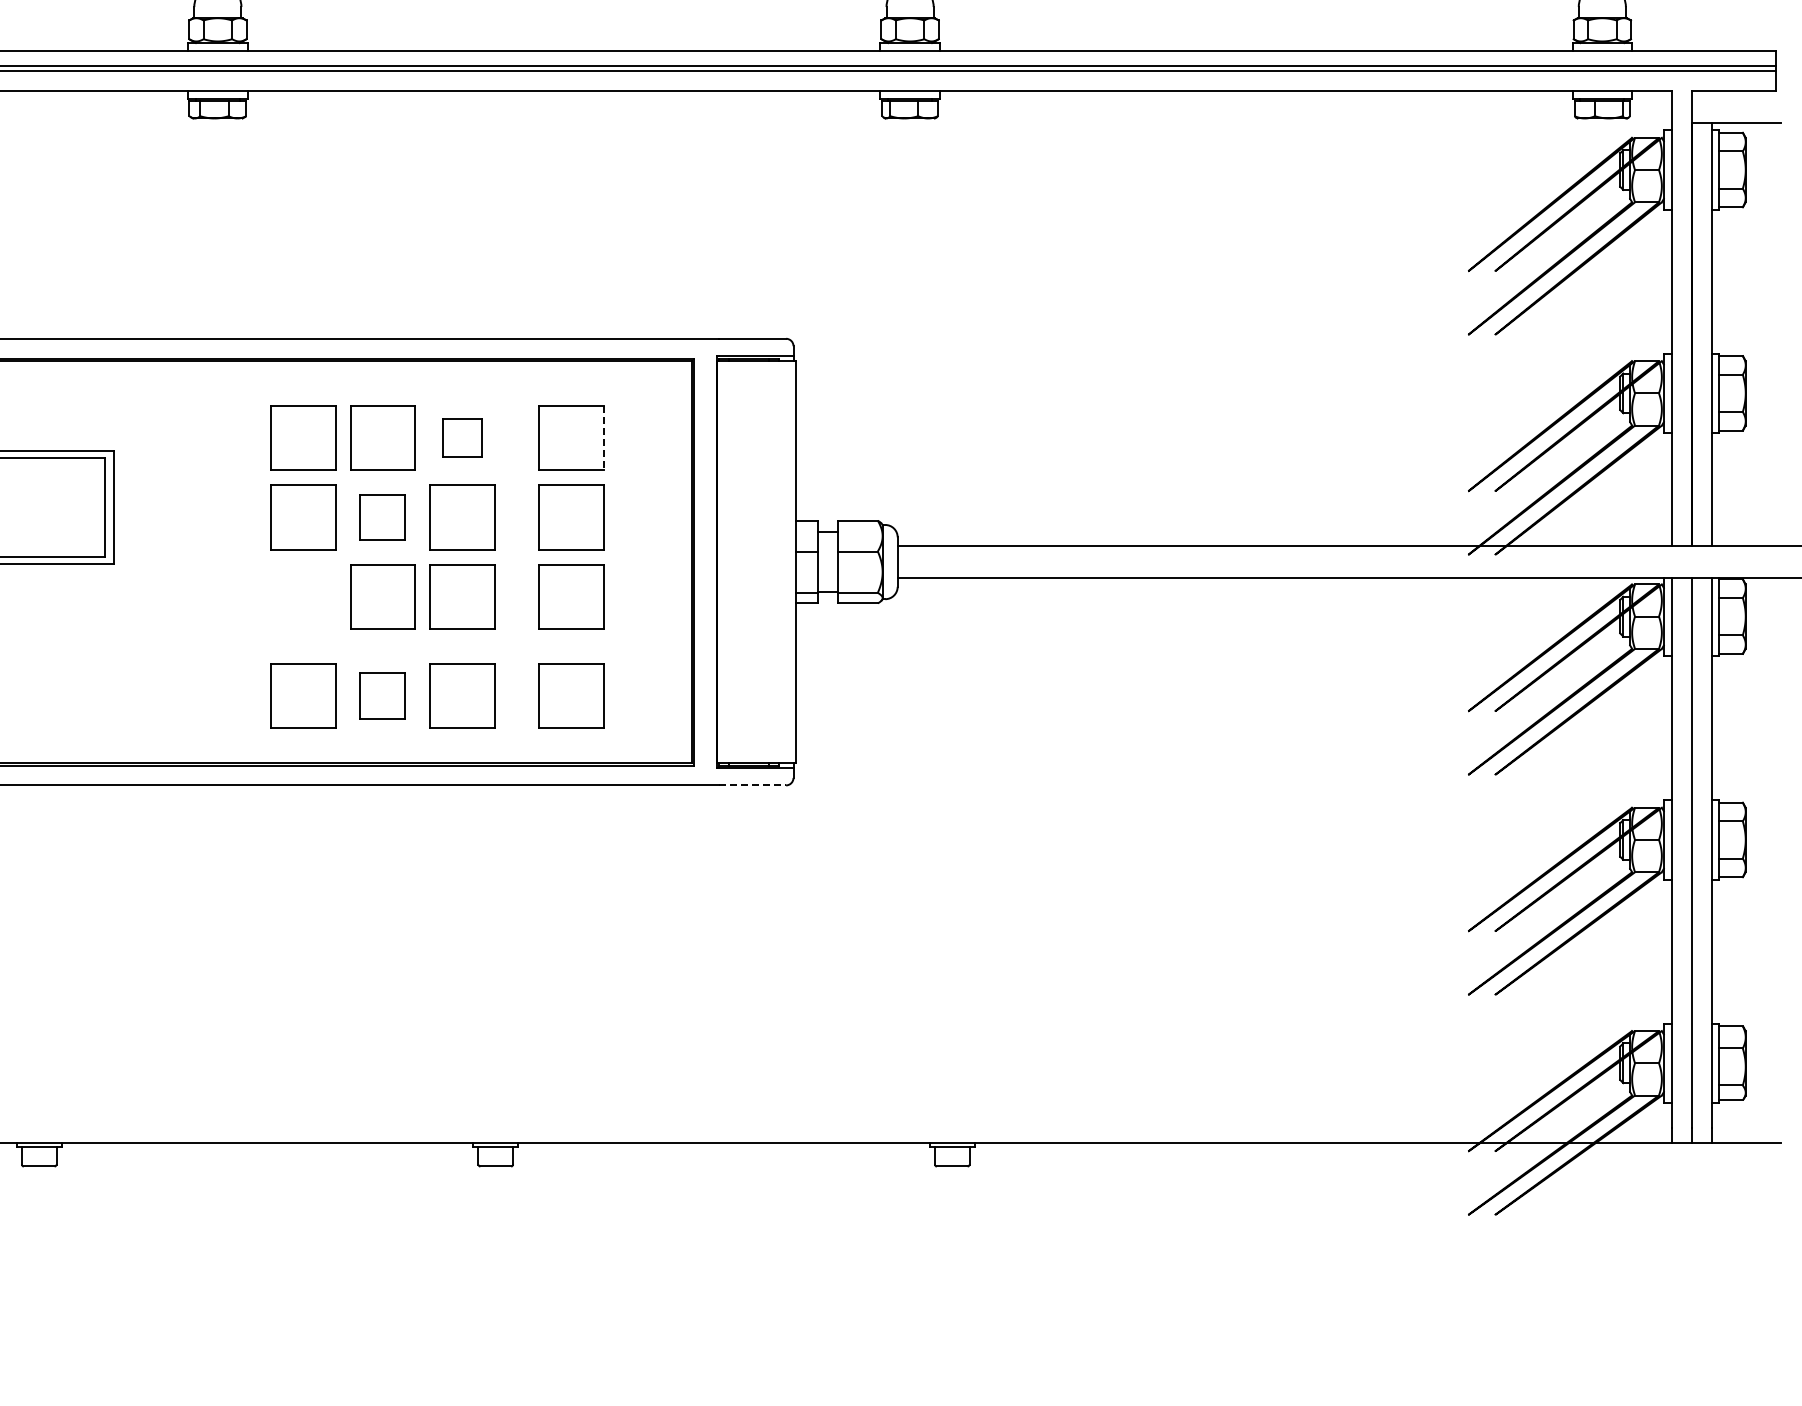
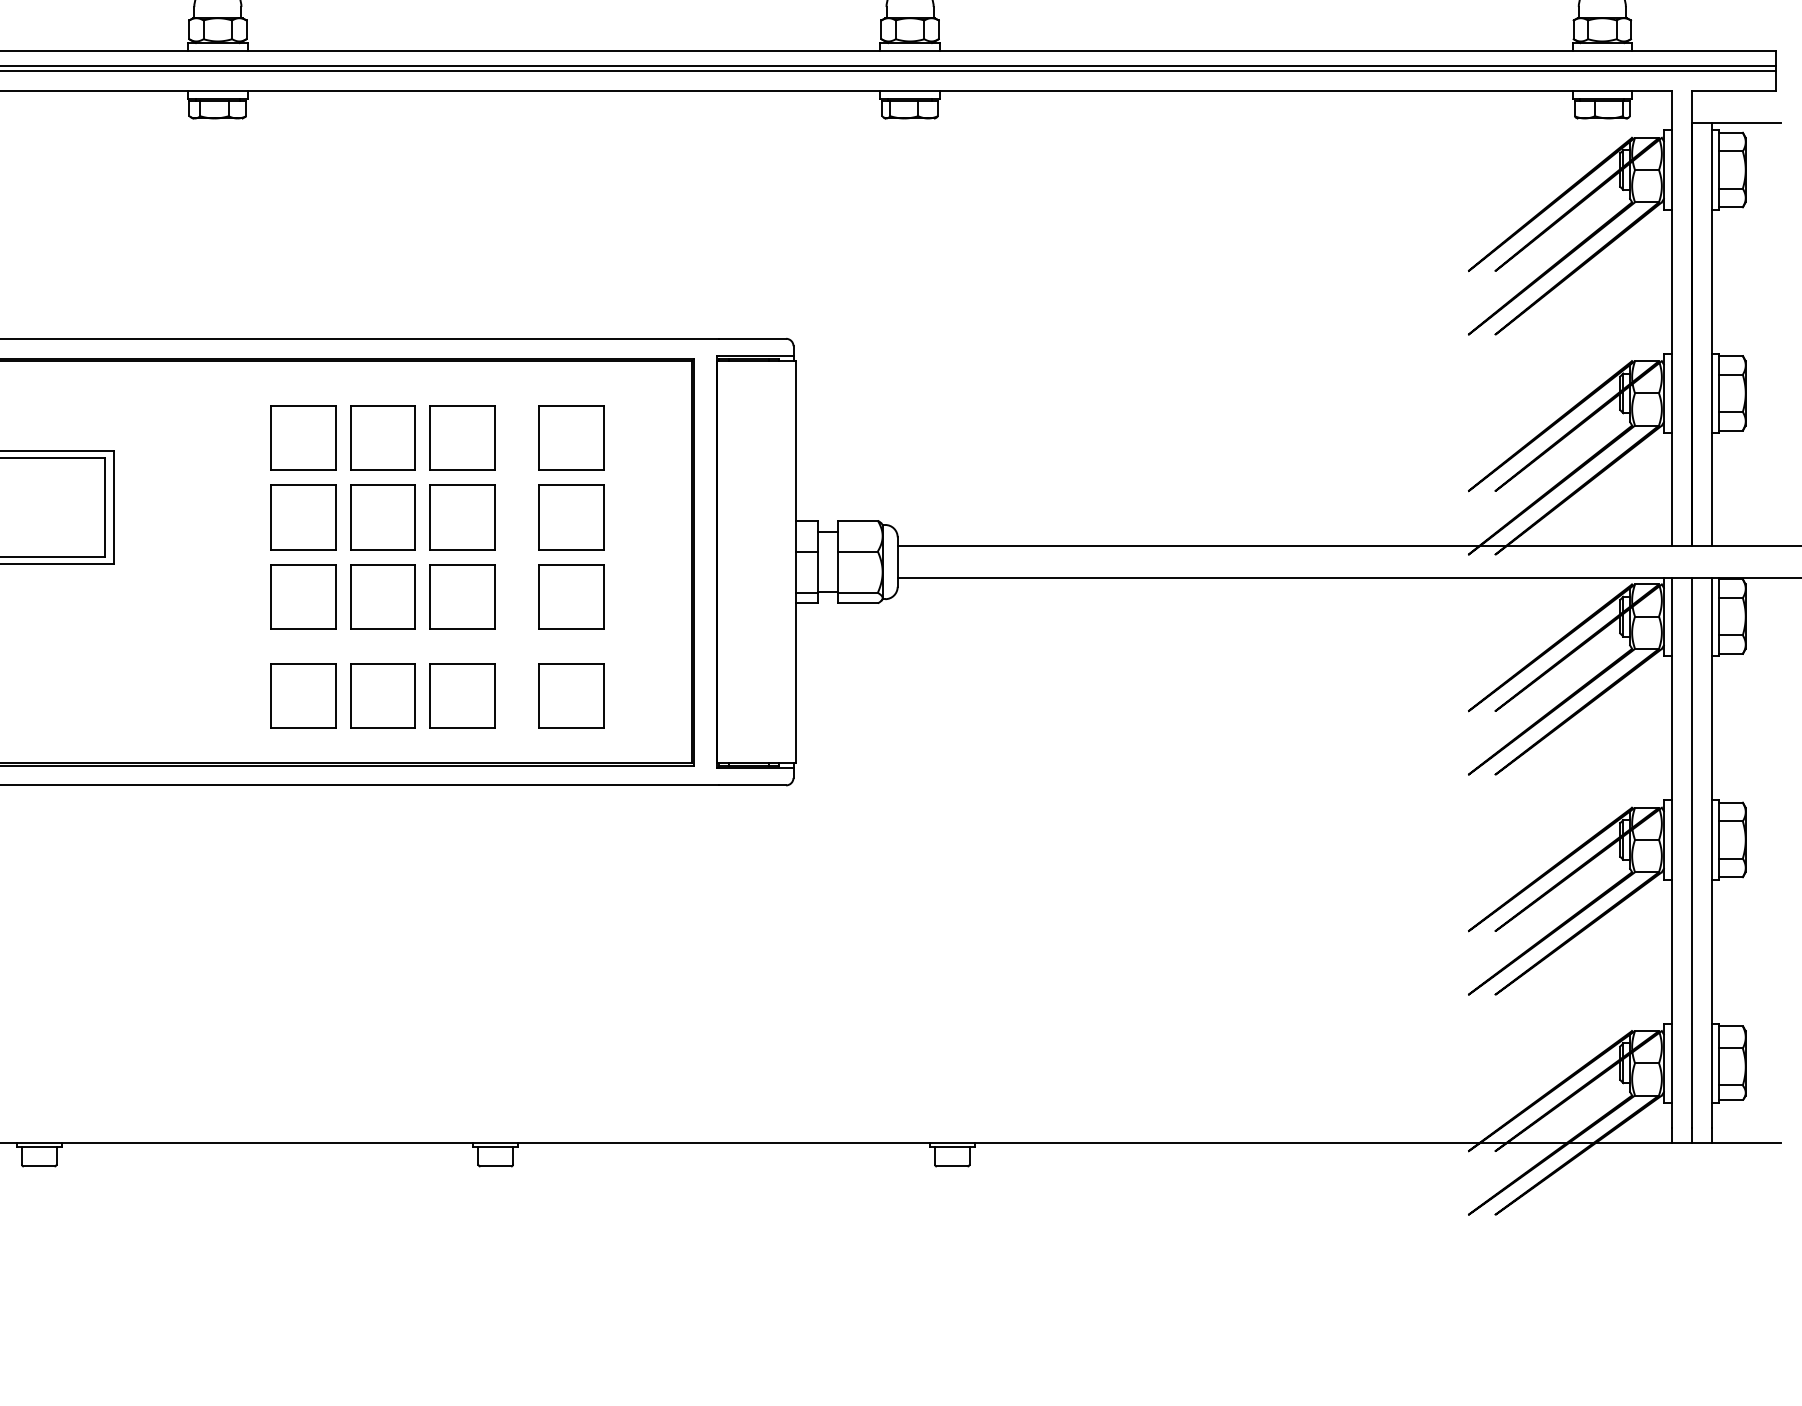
part size: 41x40 px -> 67x66 px (462, 437)
line: dashed -> solid (603, 438)
part size: 47x47 px -> 66x67 px (382, 517)
part: none -> present (303, 596)
part size: 47x48 px -> 66x66 px (382, 695)
line: dashed -> solid (753, 785)
